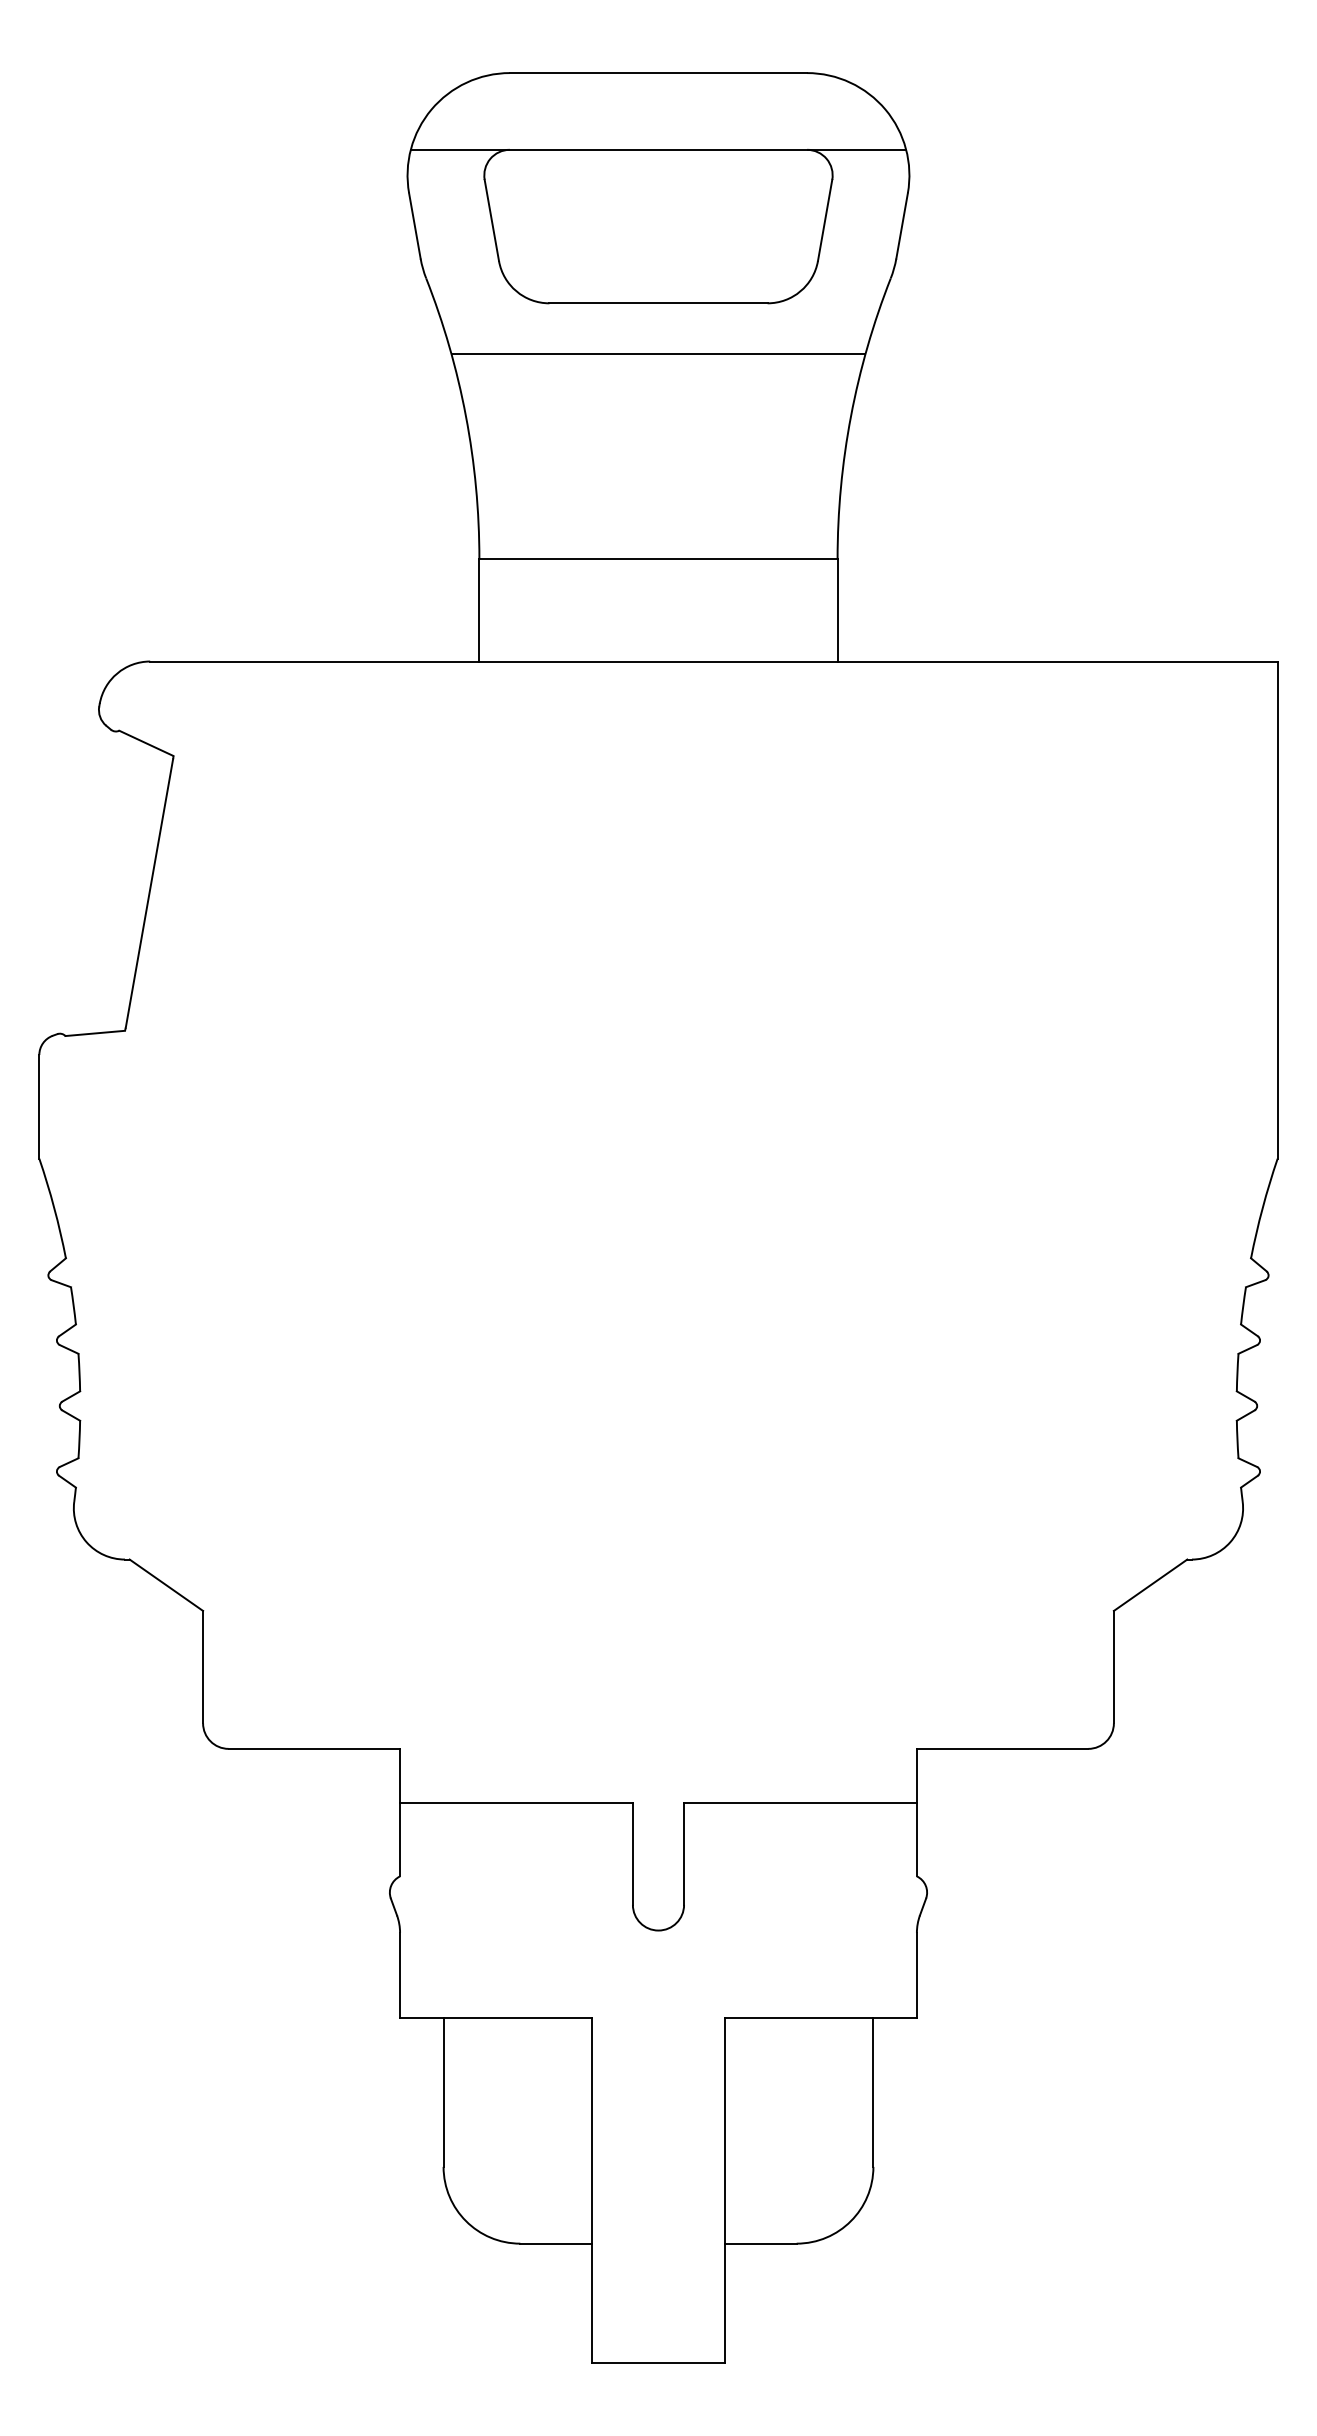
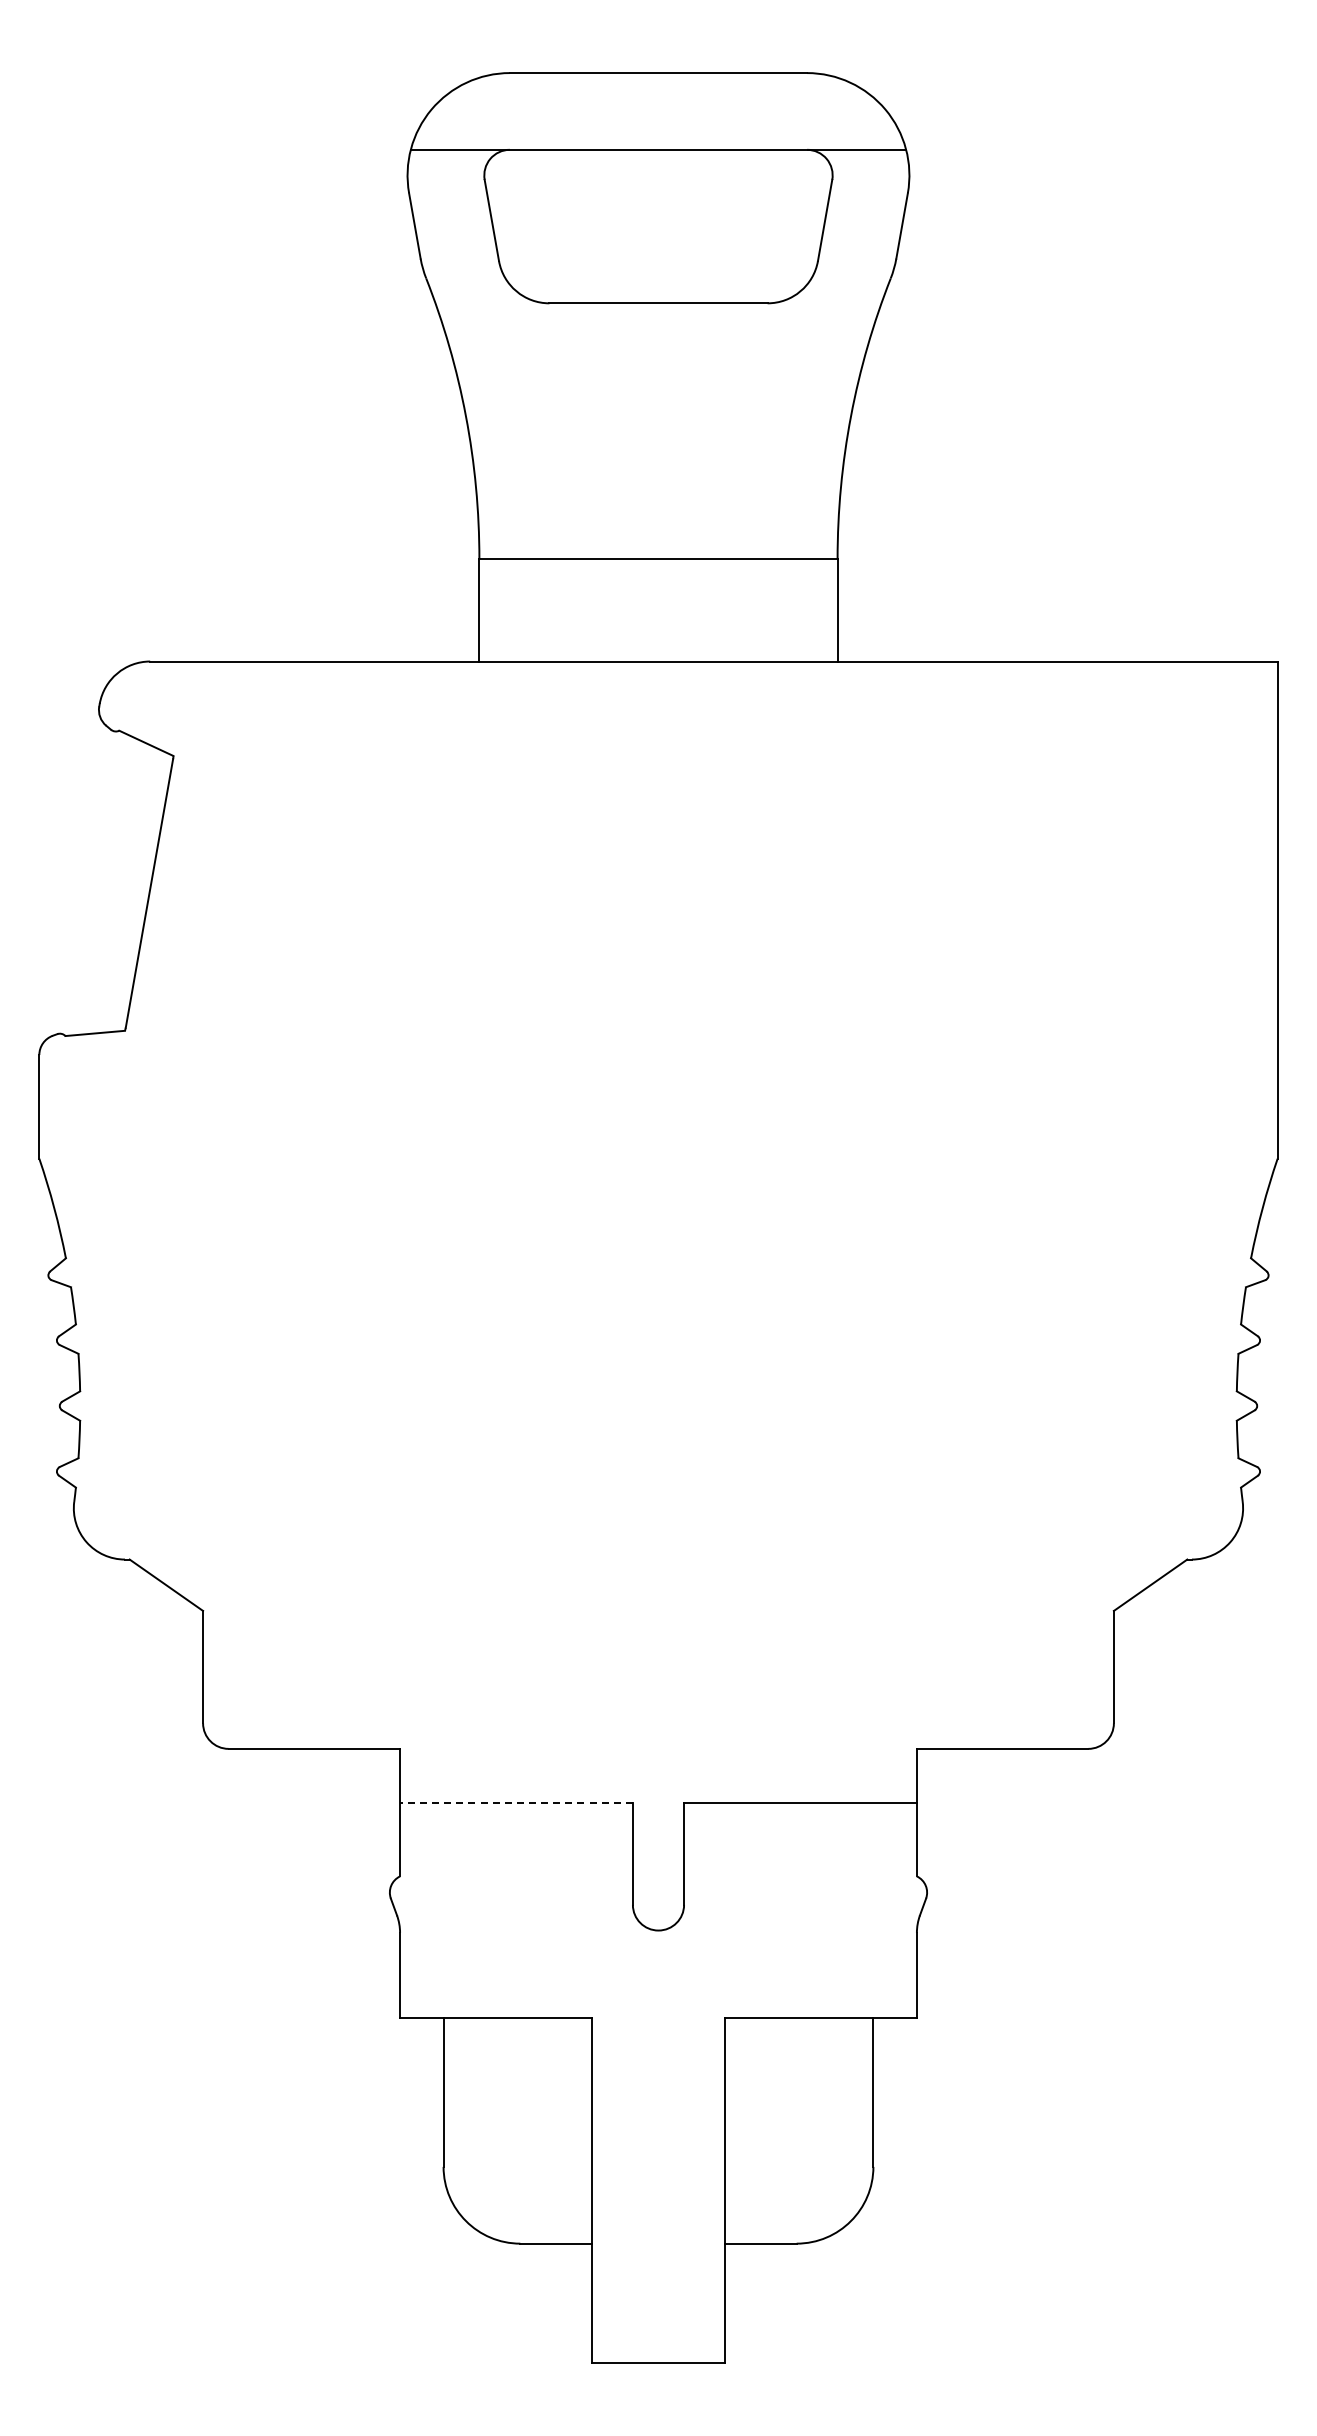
line: present -> none (658, 354)
line: solid -> dashed (516, 1802)
